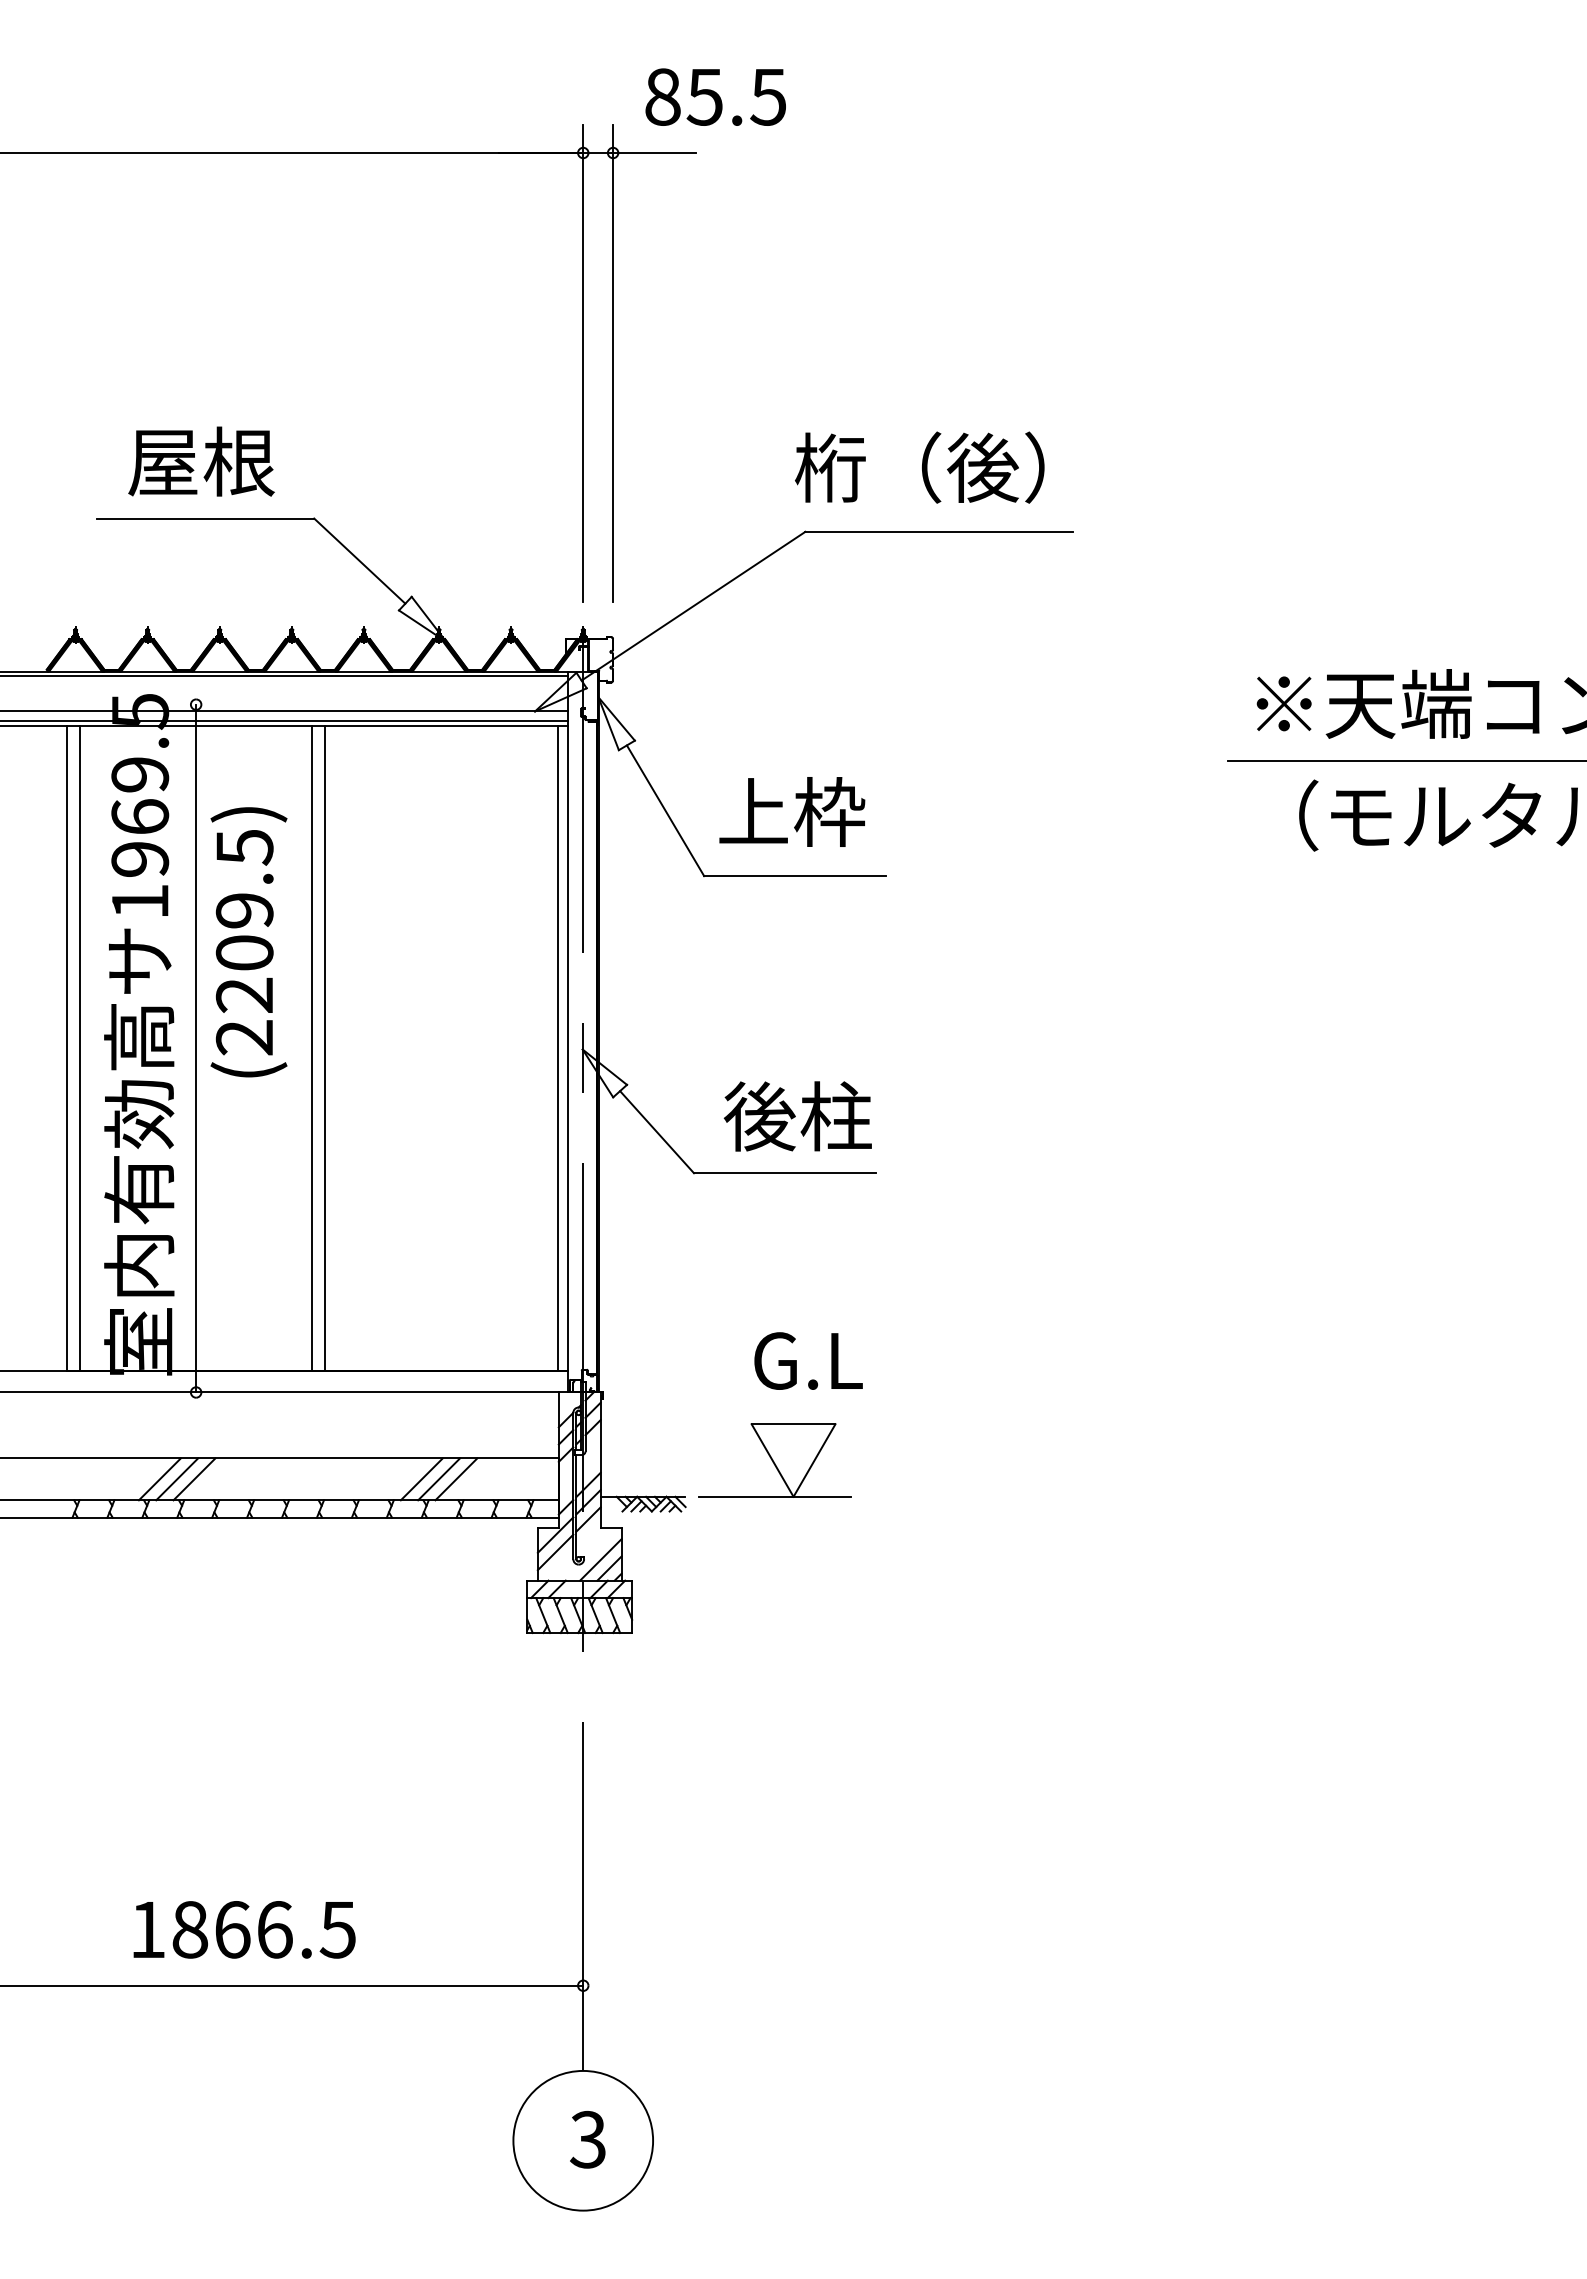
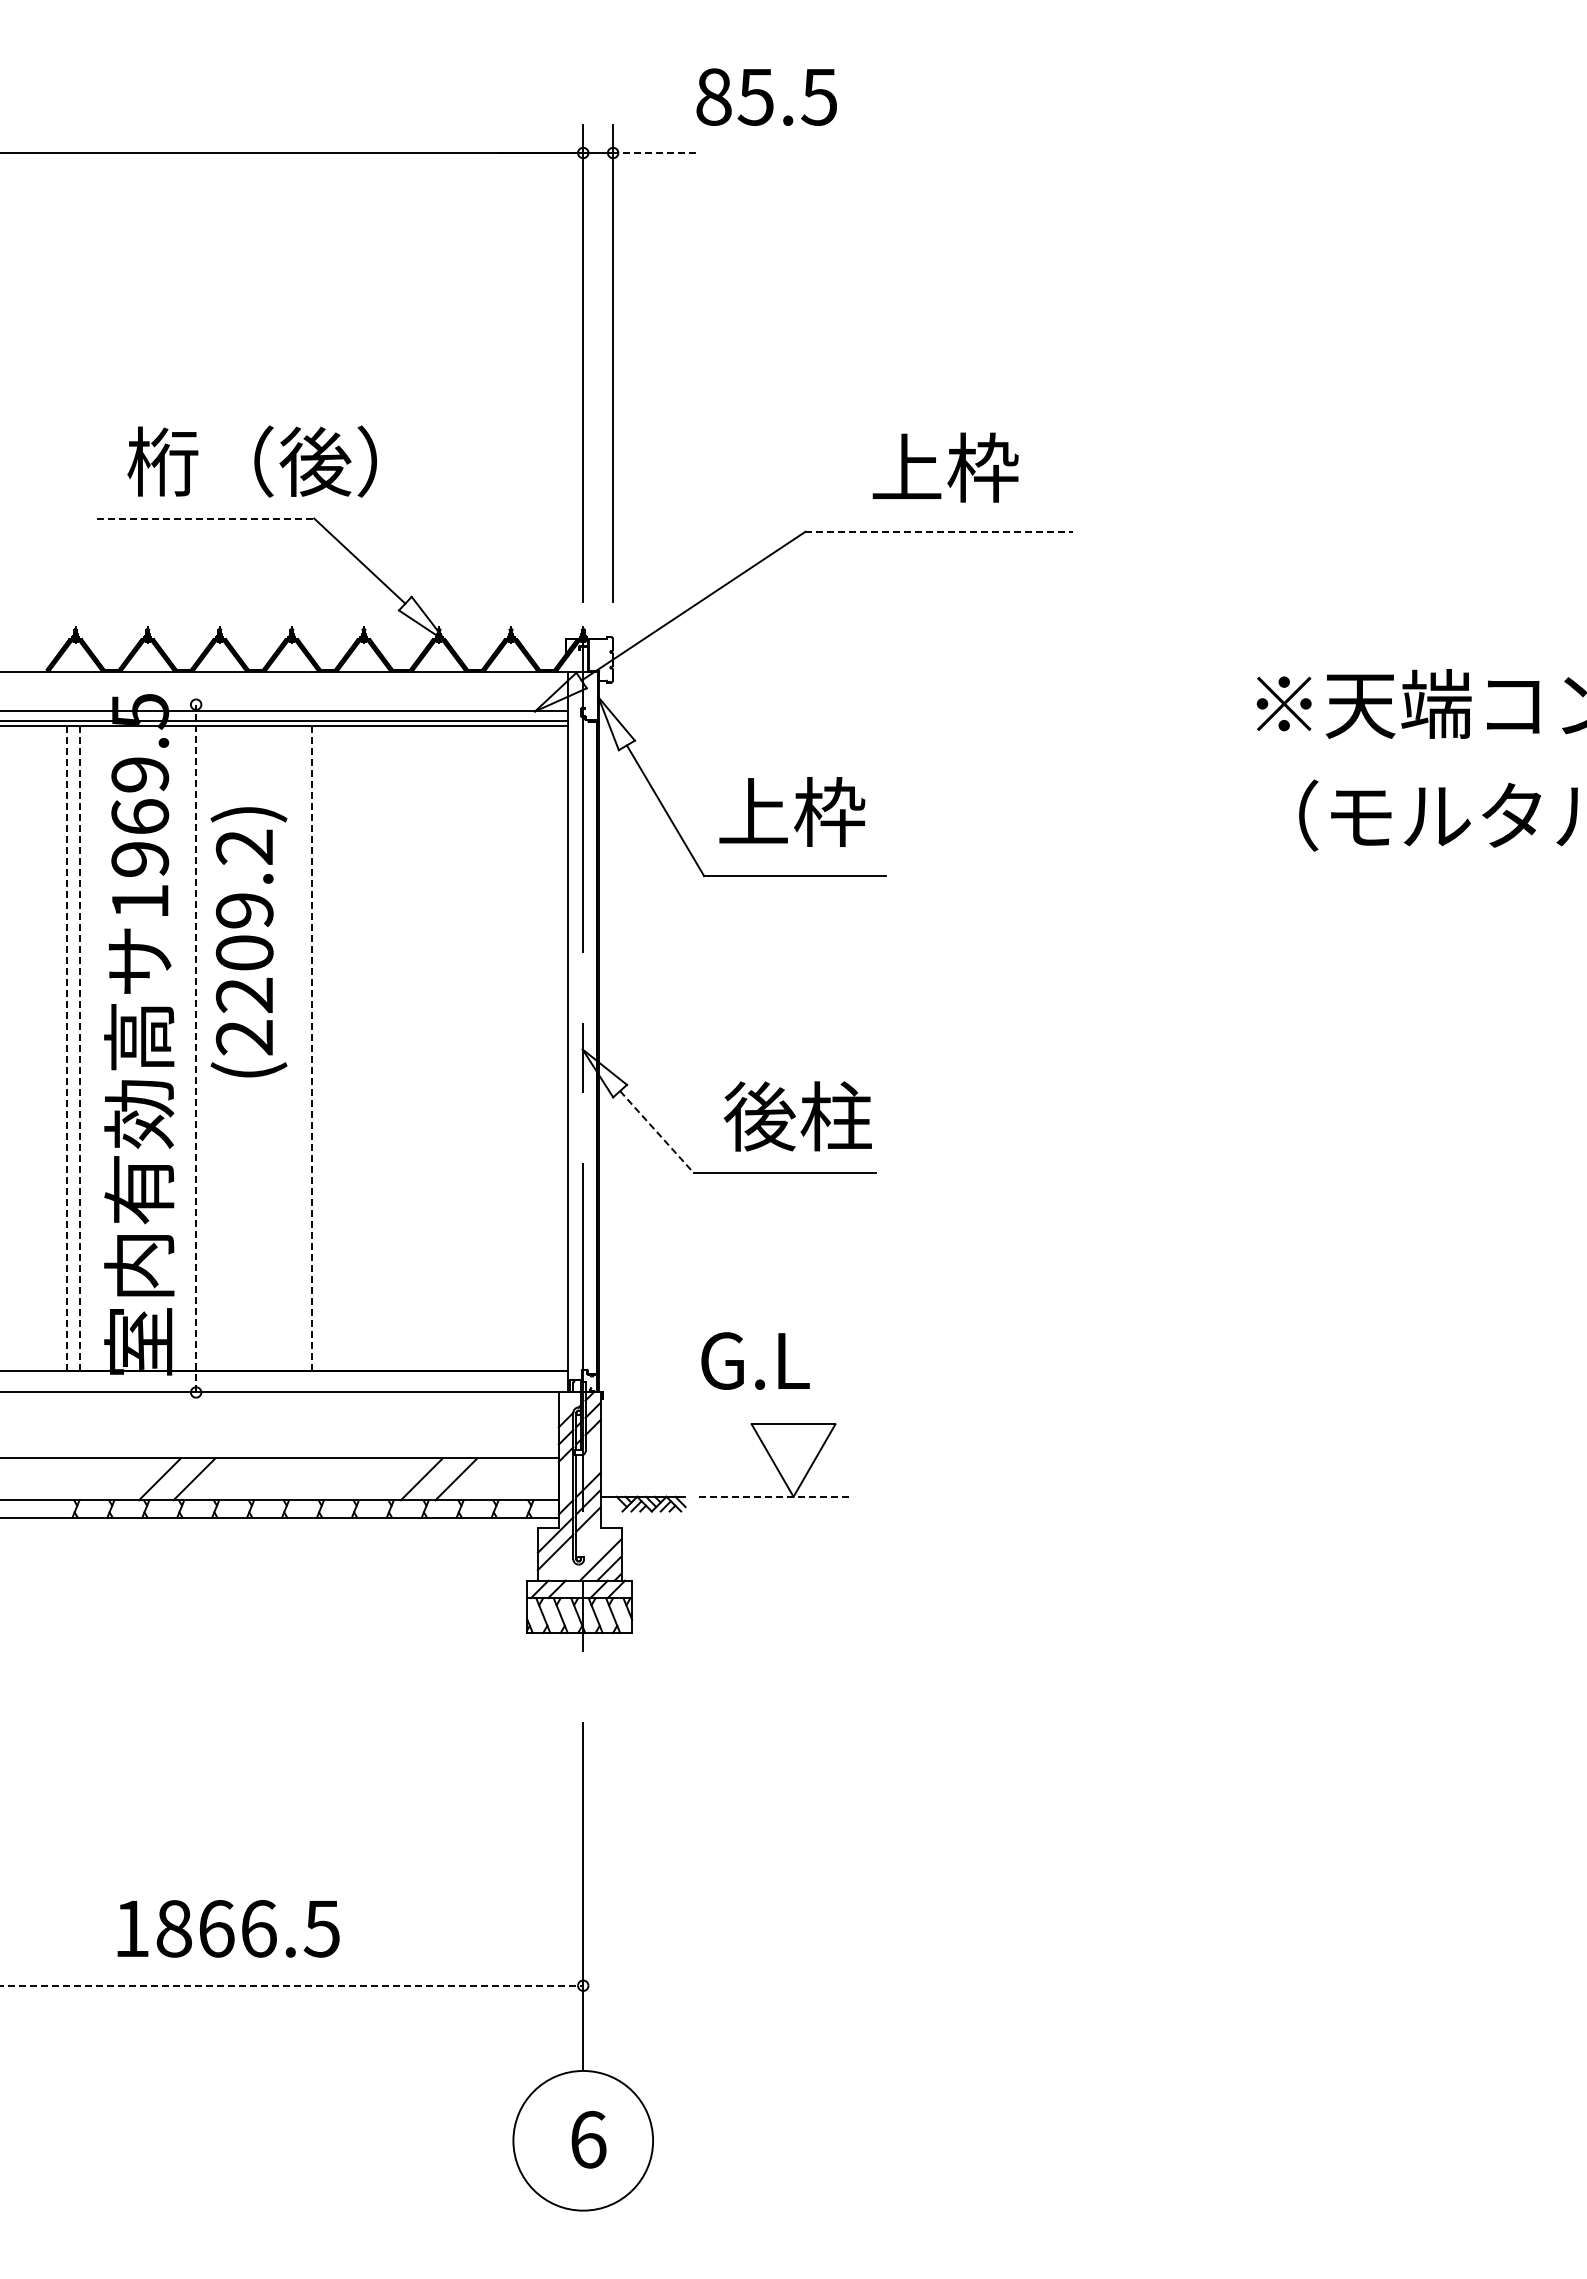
text position: (715, 96) -> (766, 96) (766, 96)
line: solid -> dashed (653, 153)
text: 屋根 -> 桁（後） (251, 461)
text: 桁（後） -> 上枠 (919, 467)
line: solid -> dashed (205, 518)
line: solid -> dashed (939, 531)
line: present -> none (285, 676)
line: present -> none (1405, 760)
text: (2209.5) -> (2209.2) (244, 847)
line: solid -> dashed (67, 1048)
line: solid -> dashed (80, 1048)
line: solid -> dashed (196, 1048)
line: solid -> dashed (312, 1048)
line: present -> none (325, 1048)
line: present -> none (557, 1048)
line: solid -> dashed (657, 1132)
text position: (808, 1360) -> (755, 1360) (755, 1360)
line: present -> none (177, 1479)
line: present -> none (439, 1479)
line: solid -> dashed (774, 1496)
text position: (244, 1929) -> (228, 1928) (228, 1928)
line: solid -> dashed (292, 1985)
text: 3 -> 6 (588, 2139)
